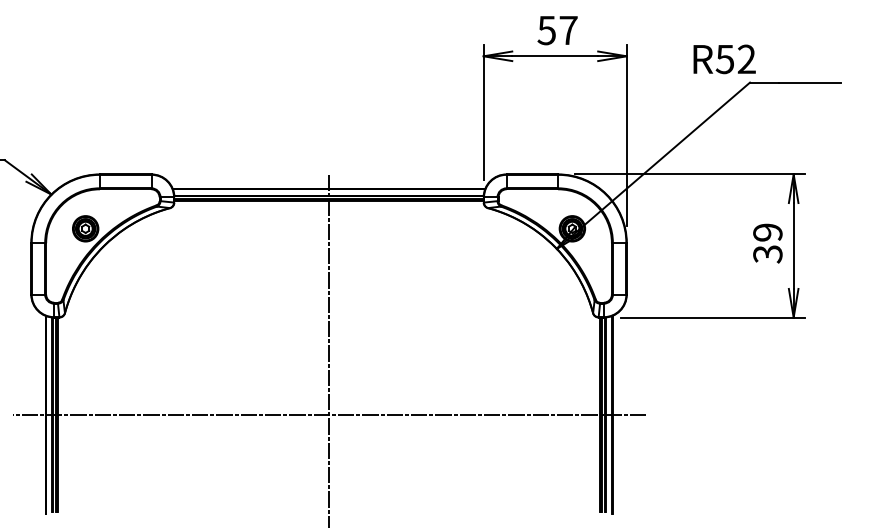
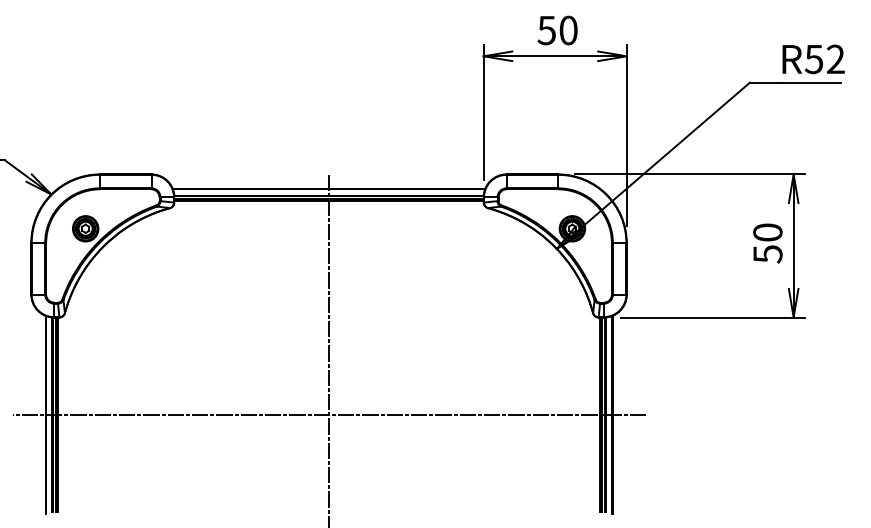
text: 57 -> 50 (568, 30)
text position: (724, 59) -> (813, 59) (813, 59)
text: 39 -> 50 (767, 243)
